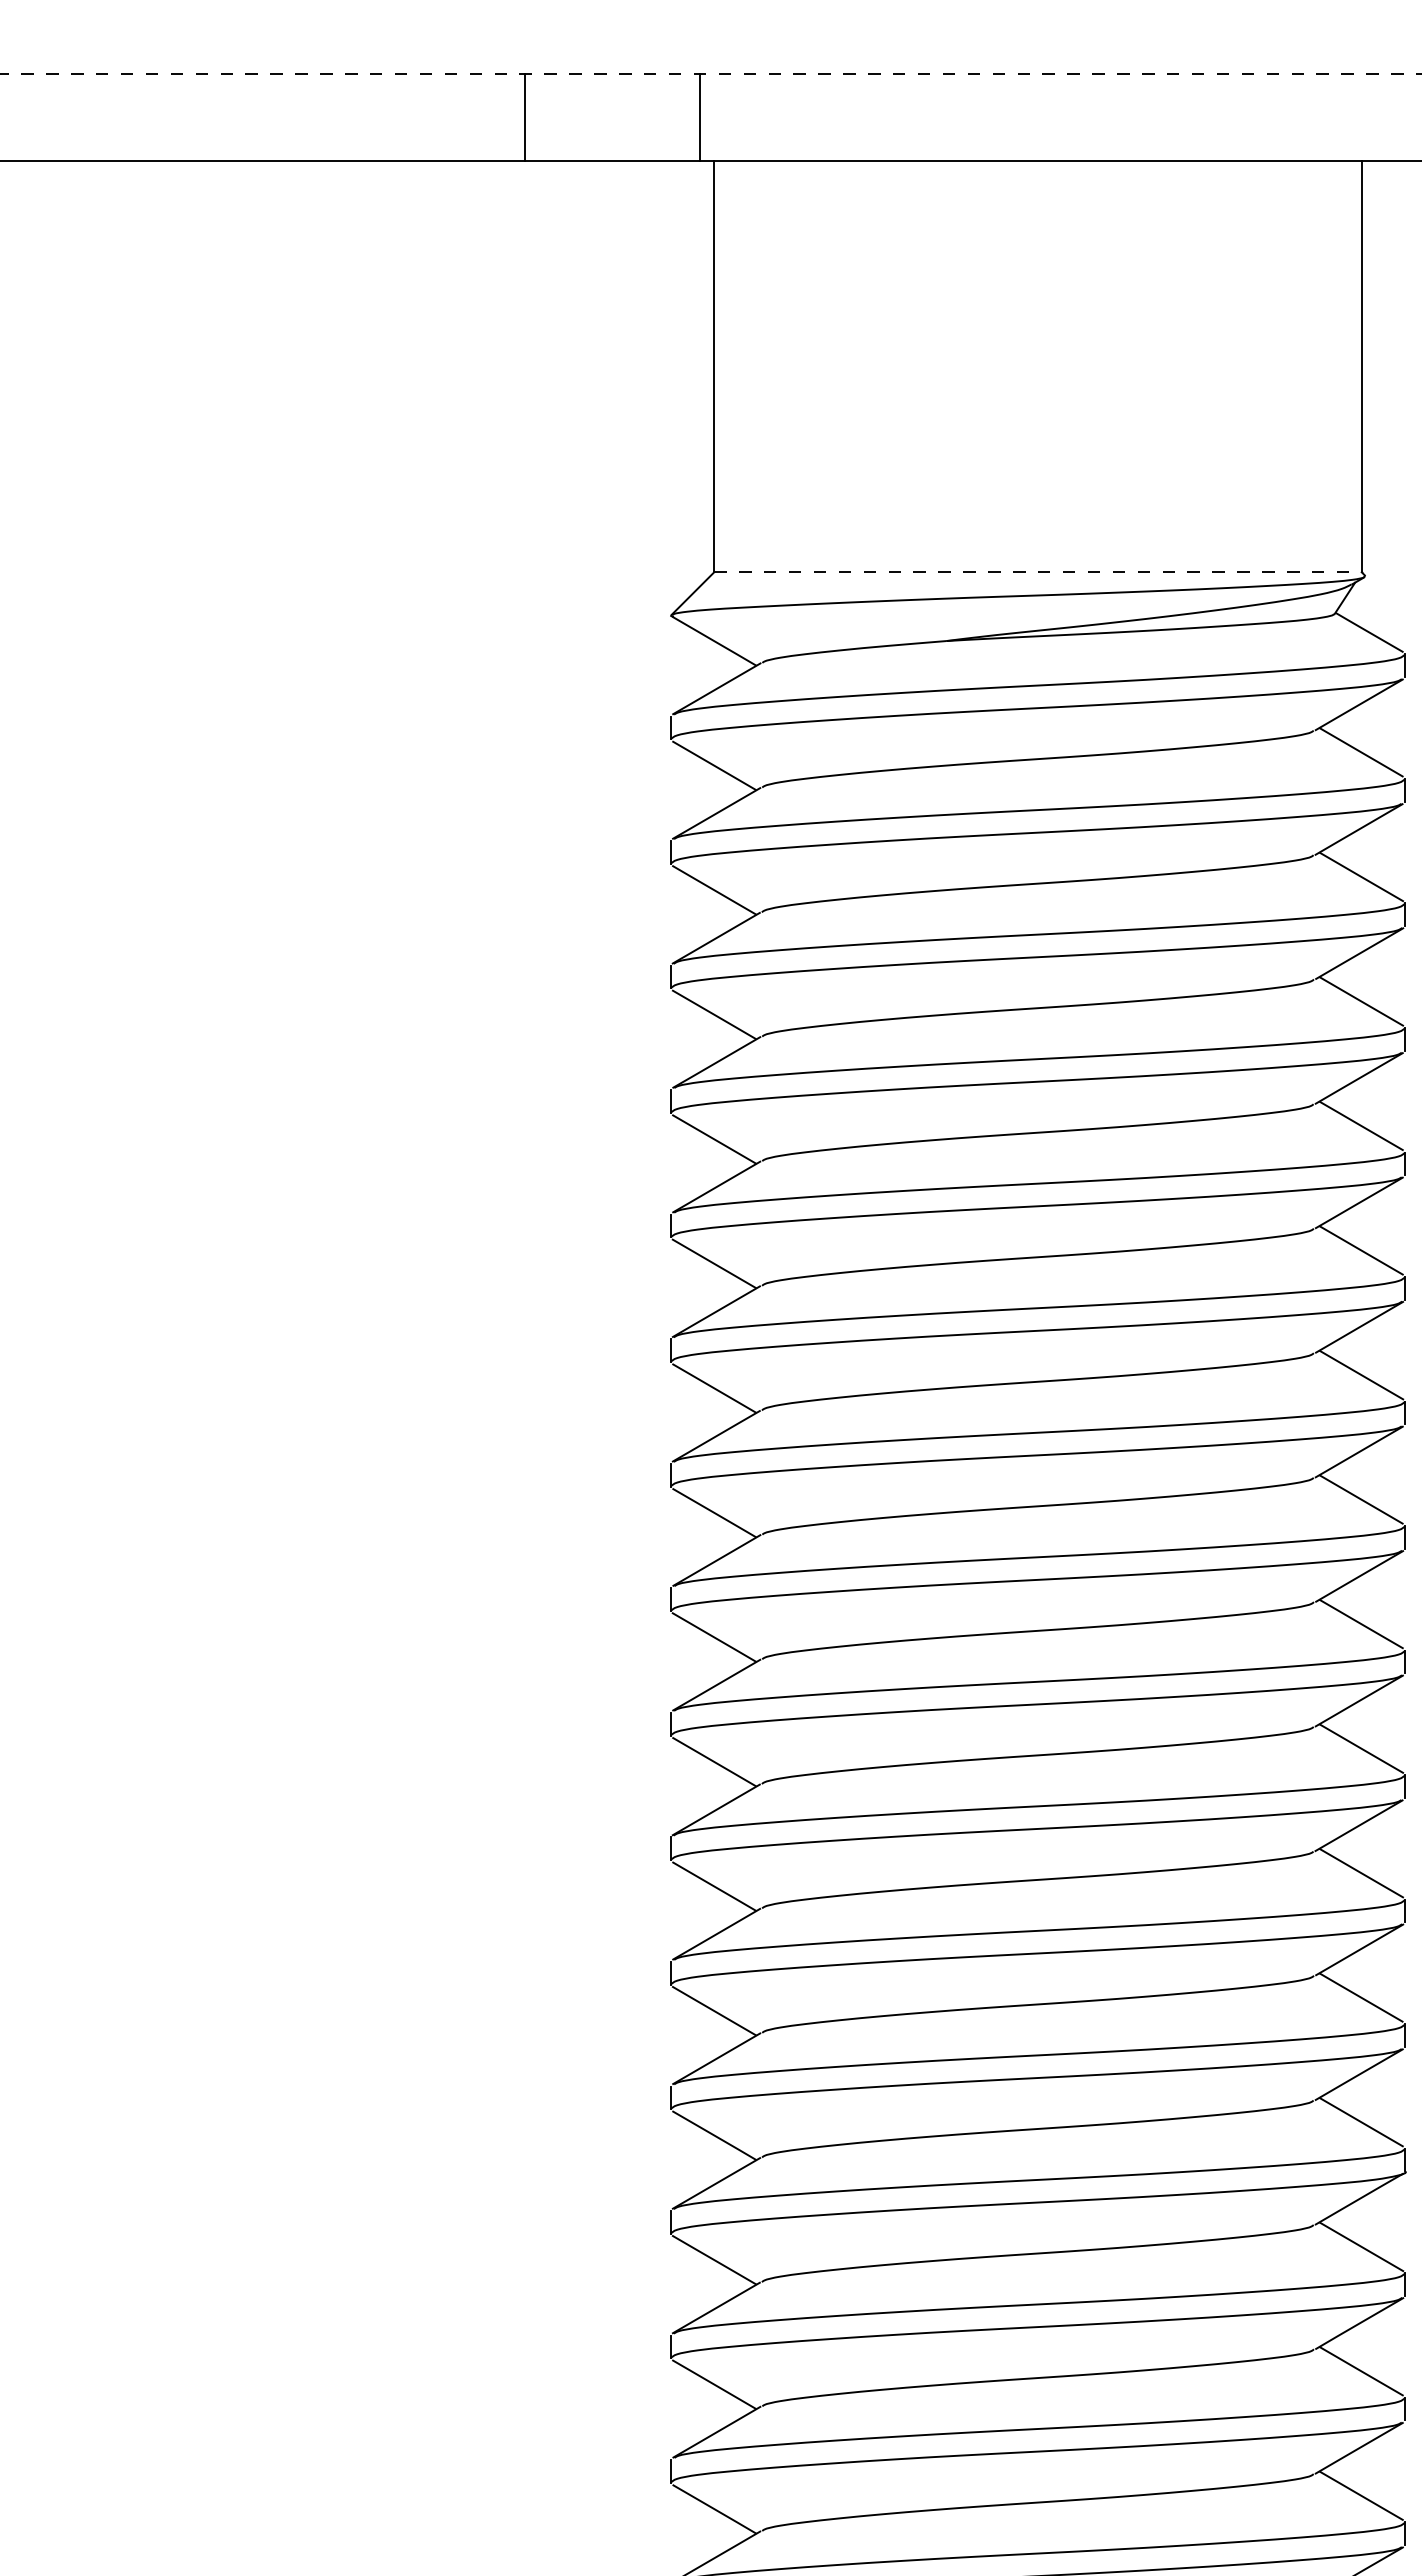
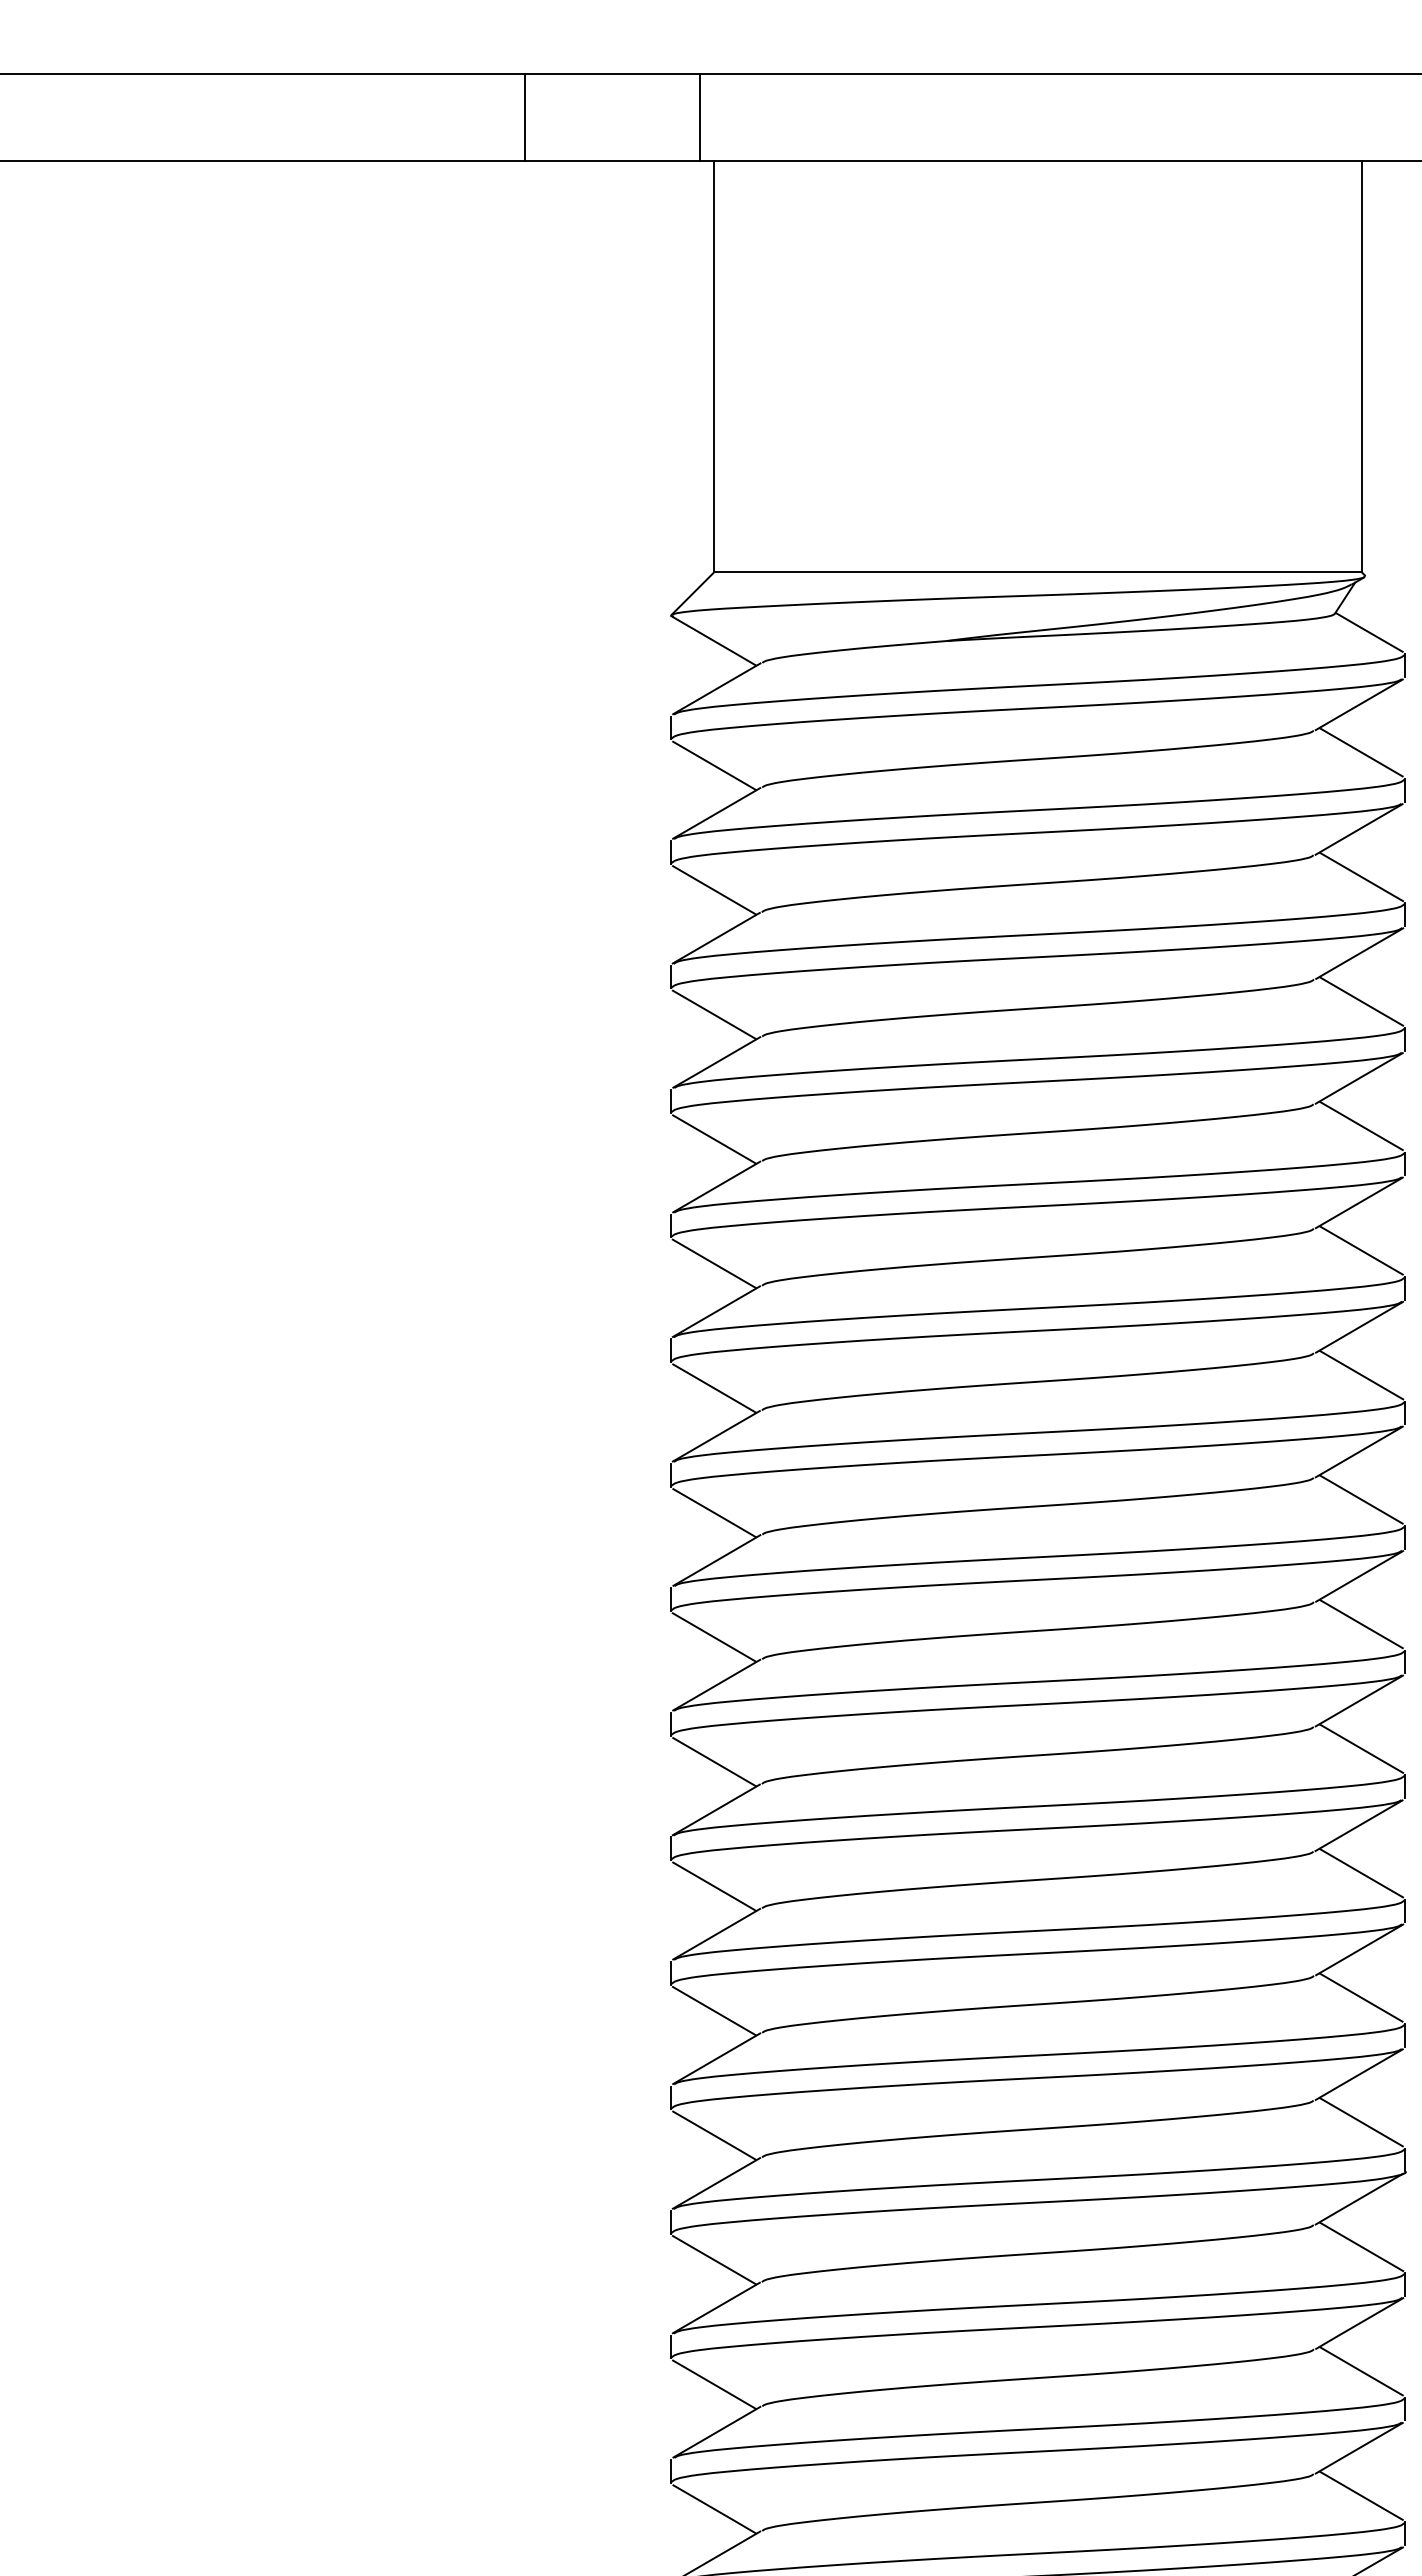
line: dashed -> solid (710, 74)
line: dashed -> solid (1037, 572)
